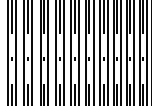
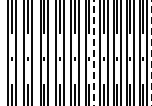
line: solid -> dashed (93, 53)
line: solid -> dashed (151, 53)
